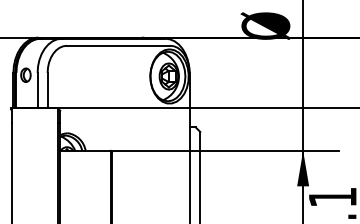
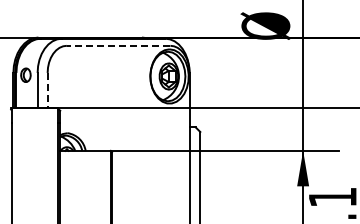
line: solid -> dashed (118, 45)
line: solid -> dashed (47, 90)
